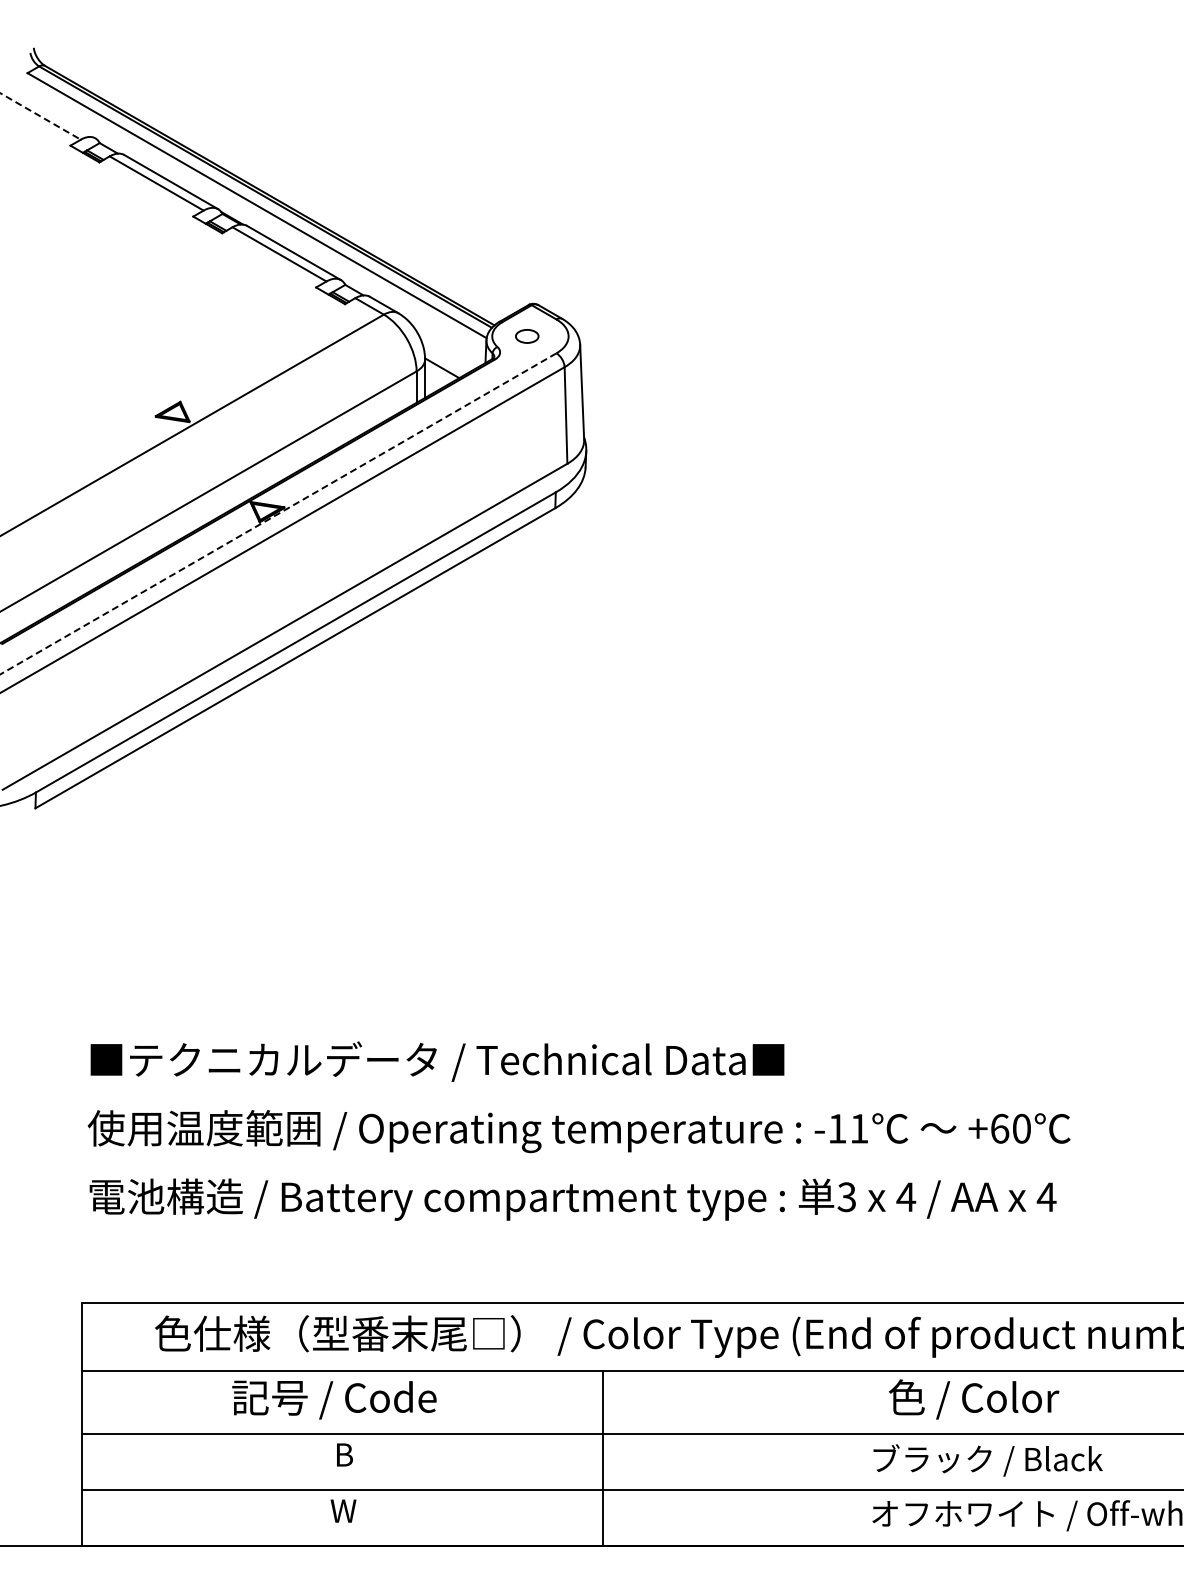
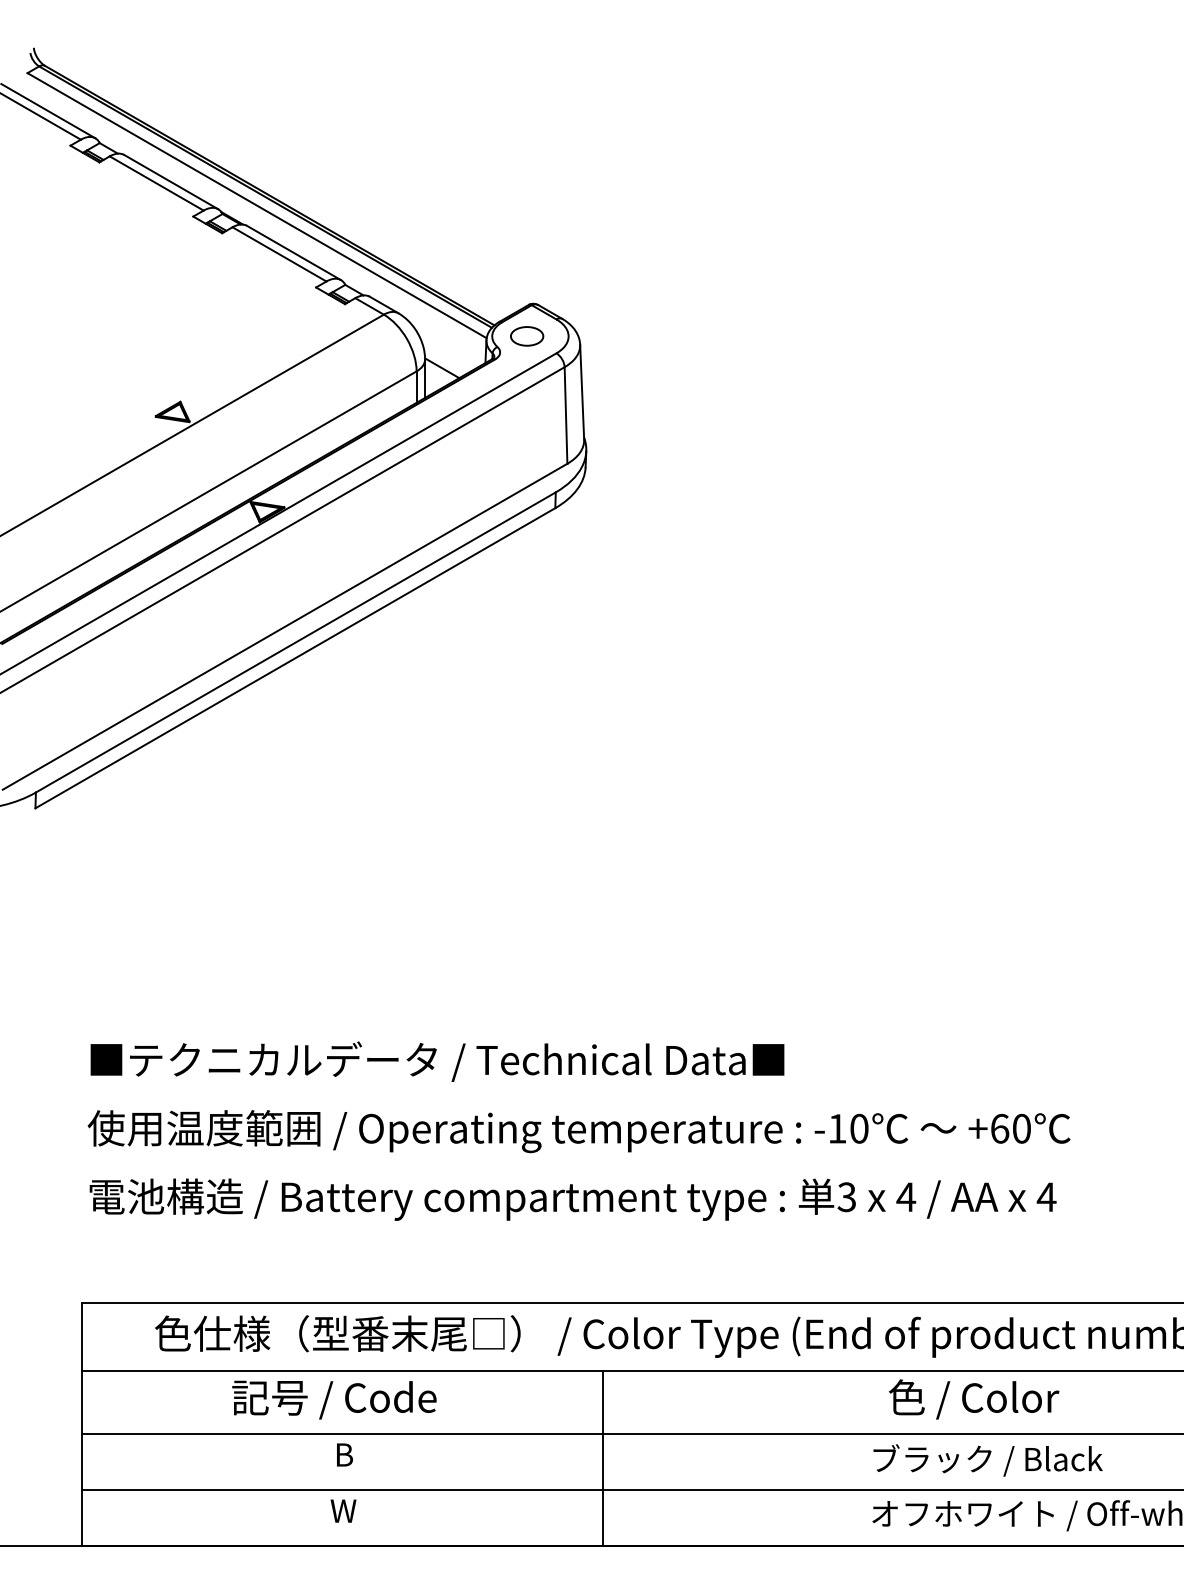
line: none -> present (48, 111)
line: dashed -> solid (41, 116)
part size: 25x15 px -> 35x21 px (527, 336)
line: dashed -> solid (277, 514)
text: -11 -> -10 (859, 1128)
